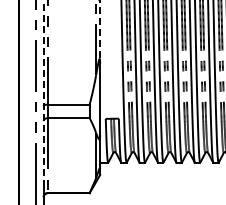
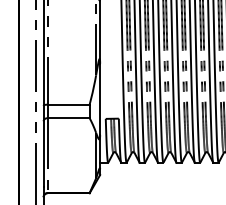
line: dashed -> solid (100, 32)
line: dashed -> solid (43, 93)
